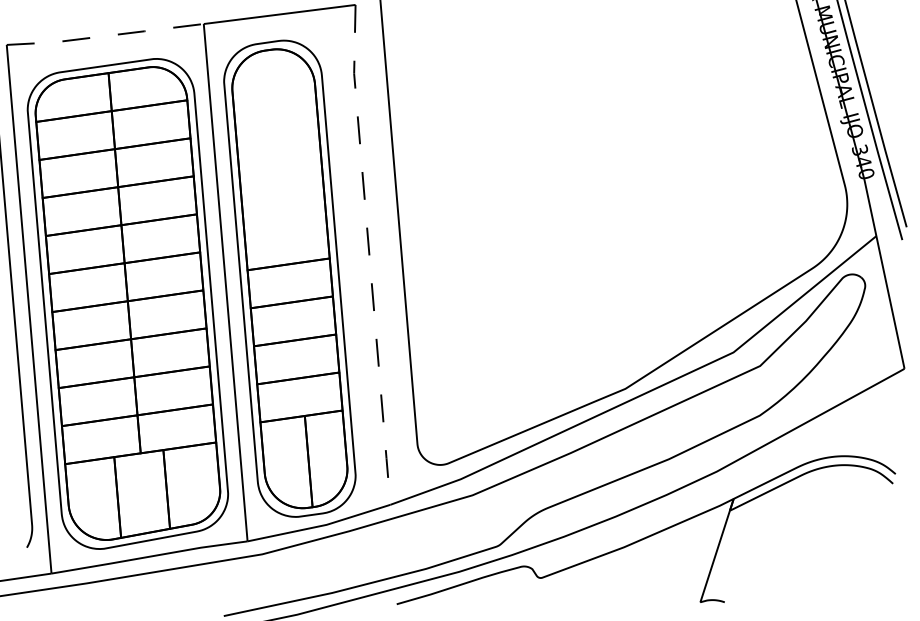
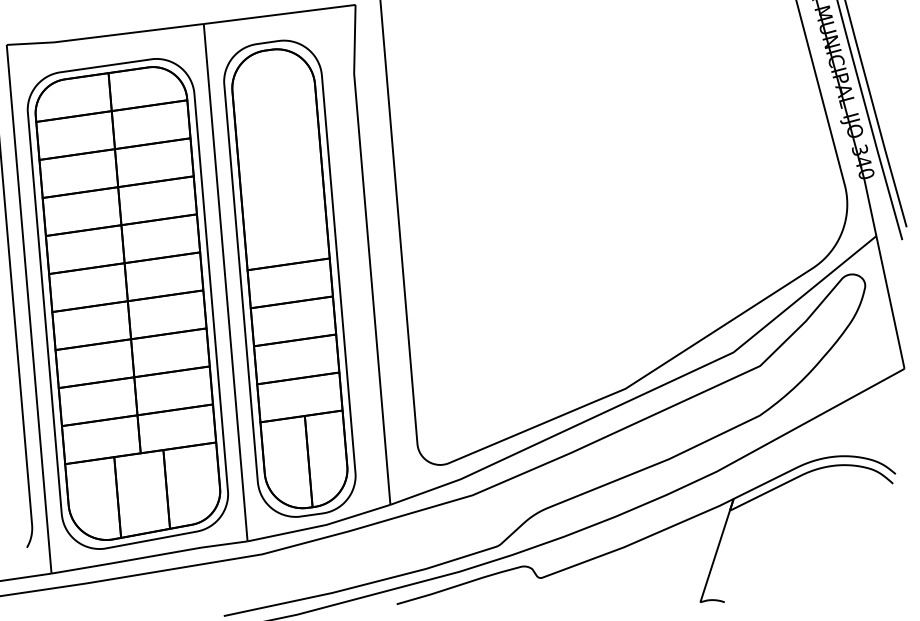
line: dashed -> solid (105, 36)
line: dashed -> solid (369, 255)
